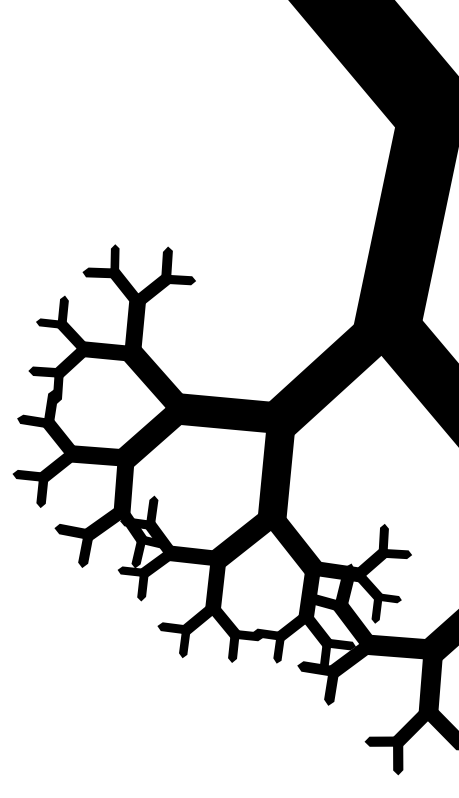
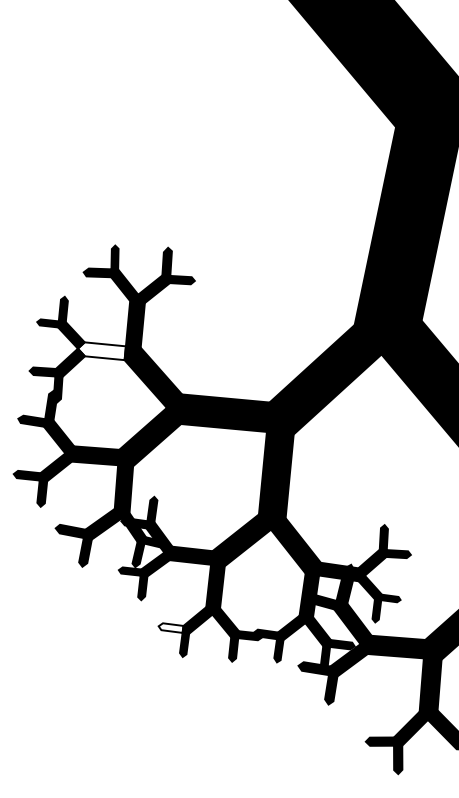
fill: present -> none (101, 351)
fill: present -> none (170, 627)
